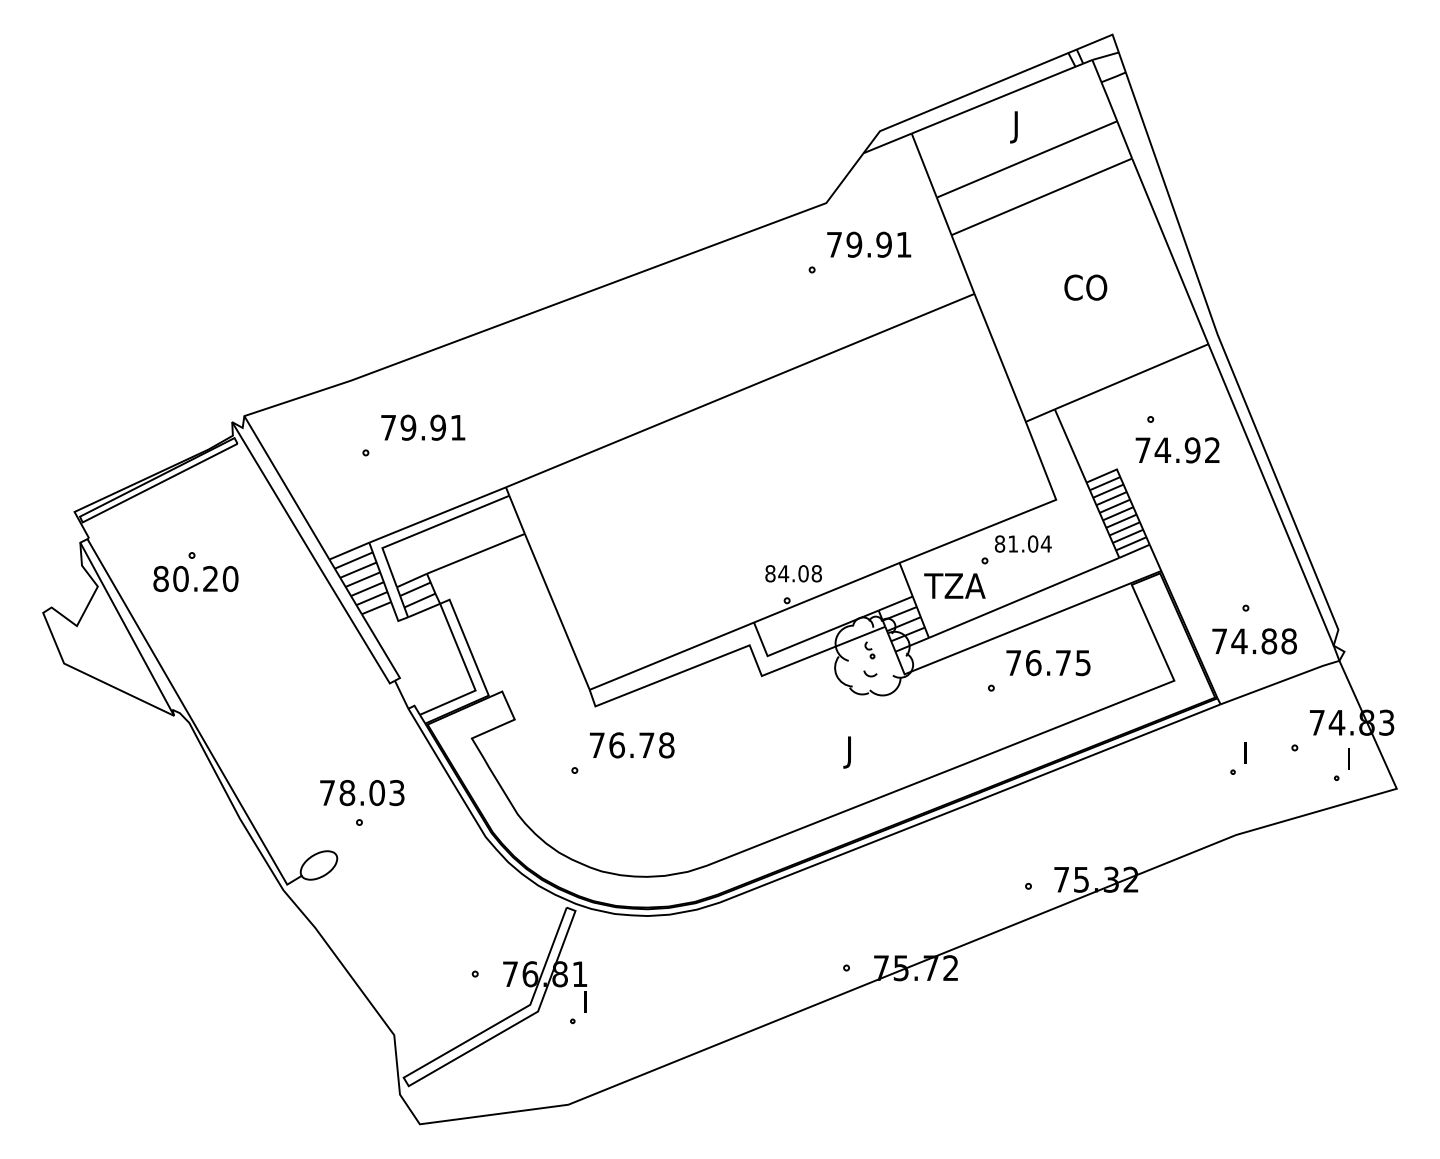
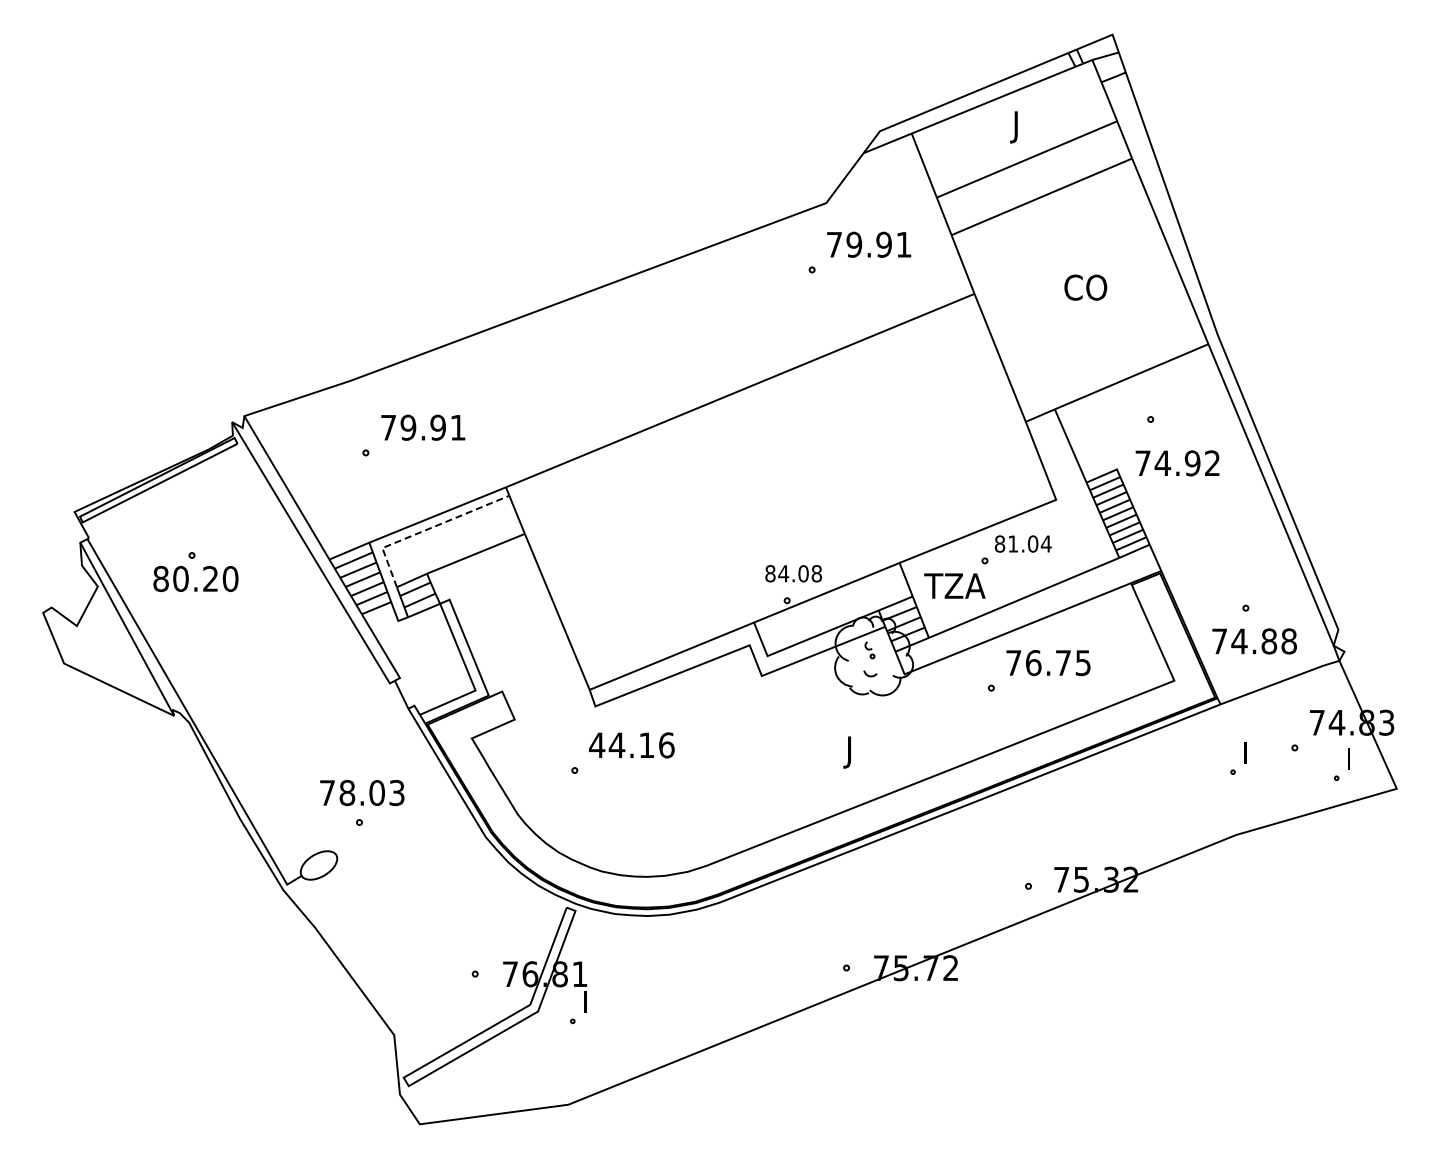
text position: (1177, 450) -> (1177, 463) (1177, 463)
line: solid -> dashed (426, 529)
text: 76.78 -> 44.16 (631, 745)
